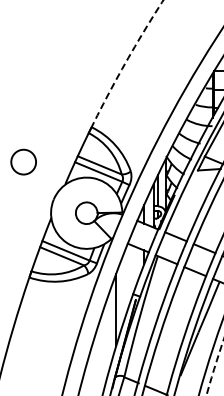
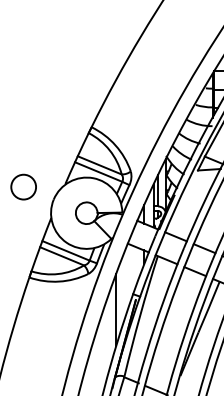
arc: dashed -> solid (125, 63)
circle position: (23, 161) -> (23, 186) (23, 186)
arc: dashed -> solid (214, 367)
